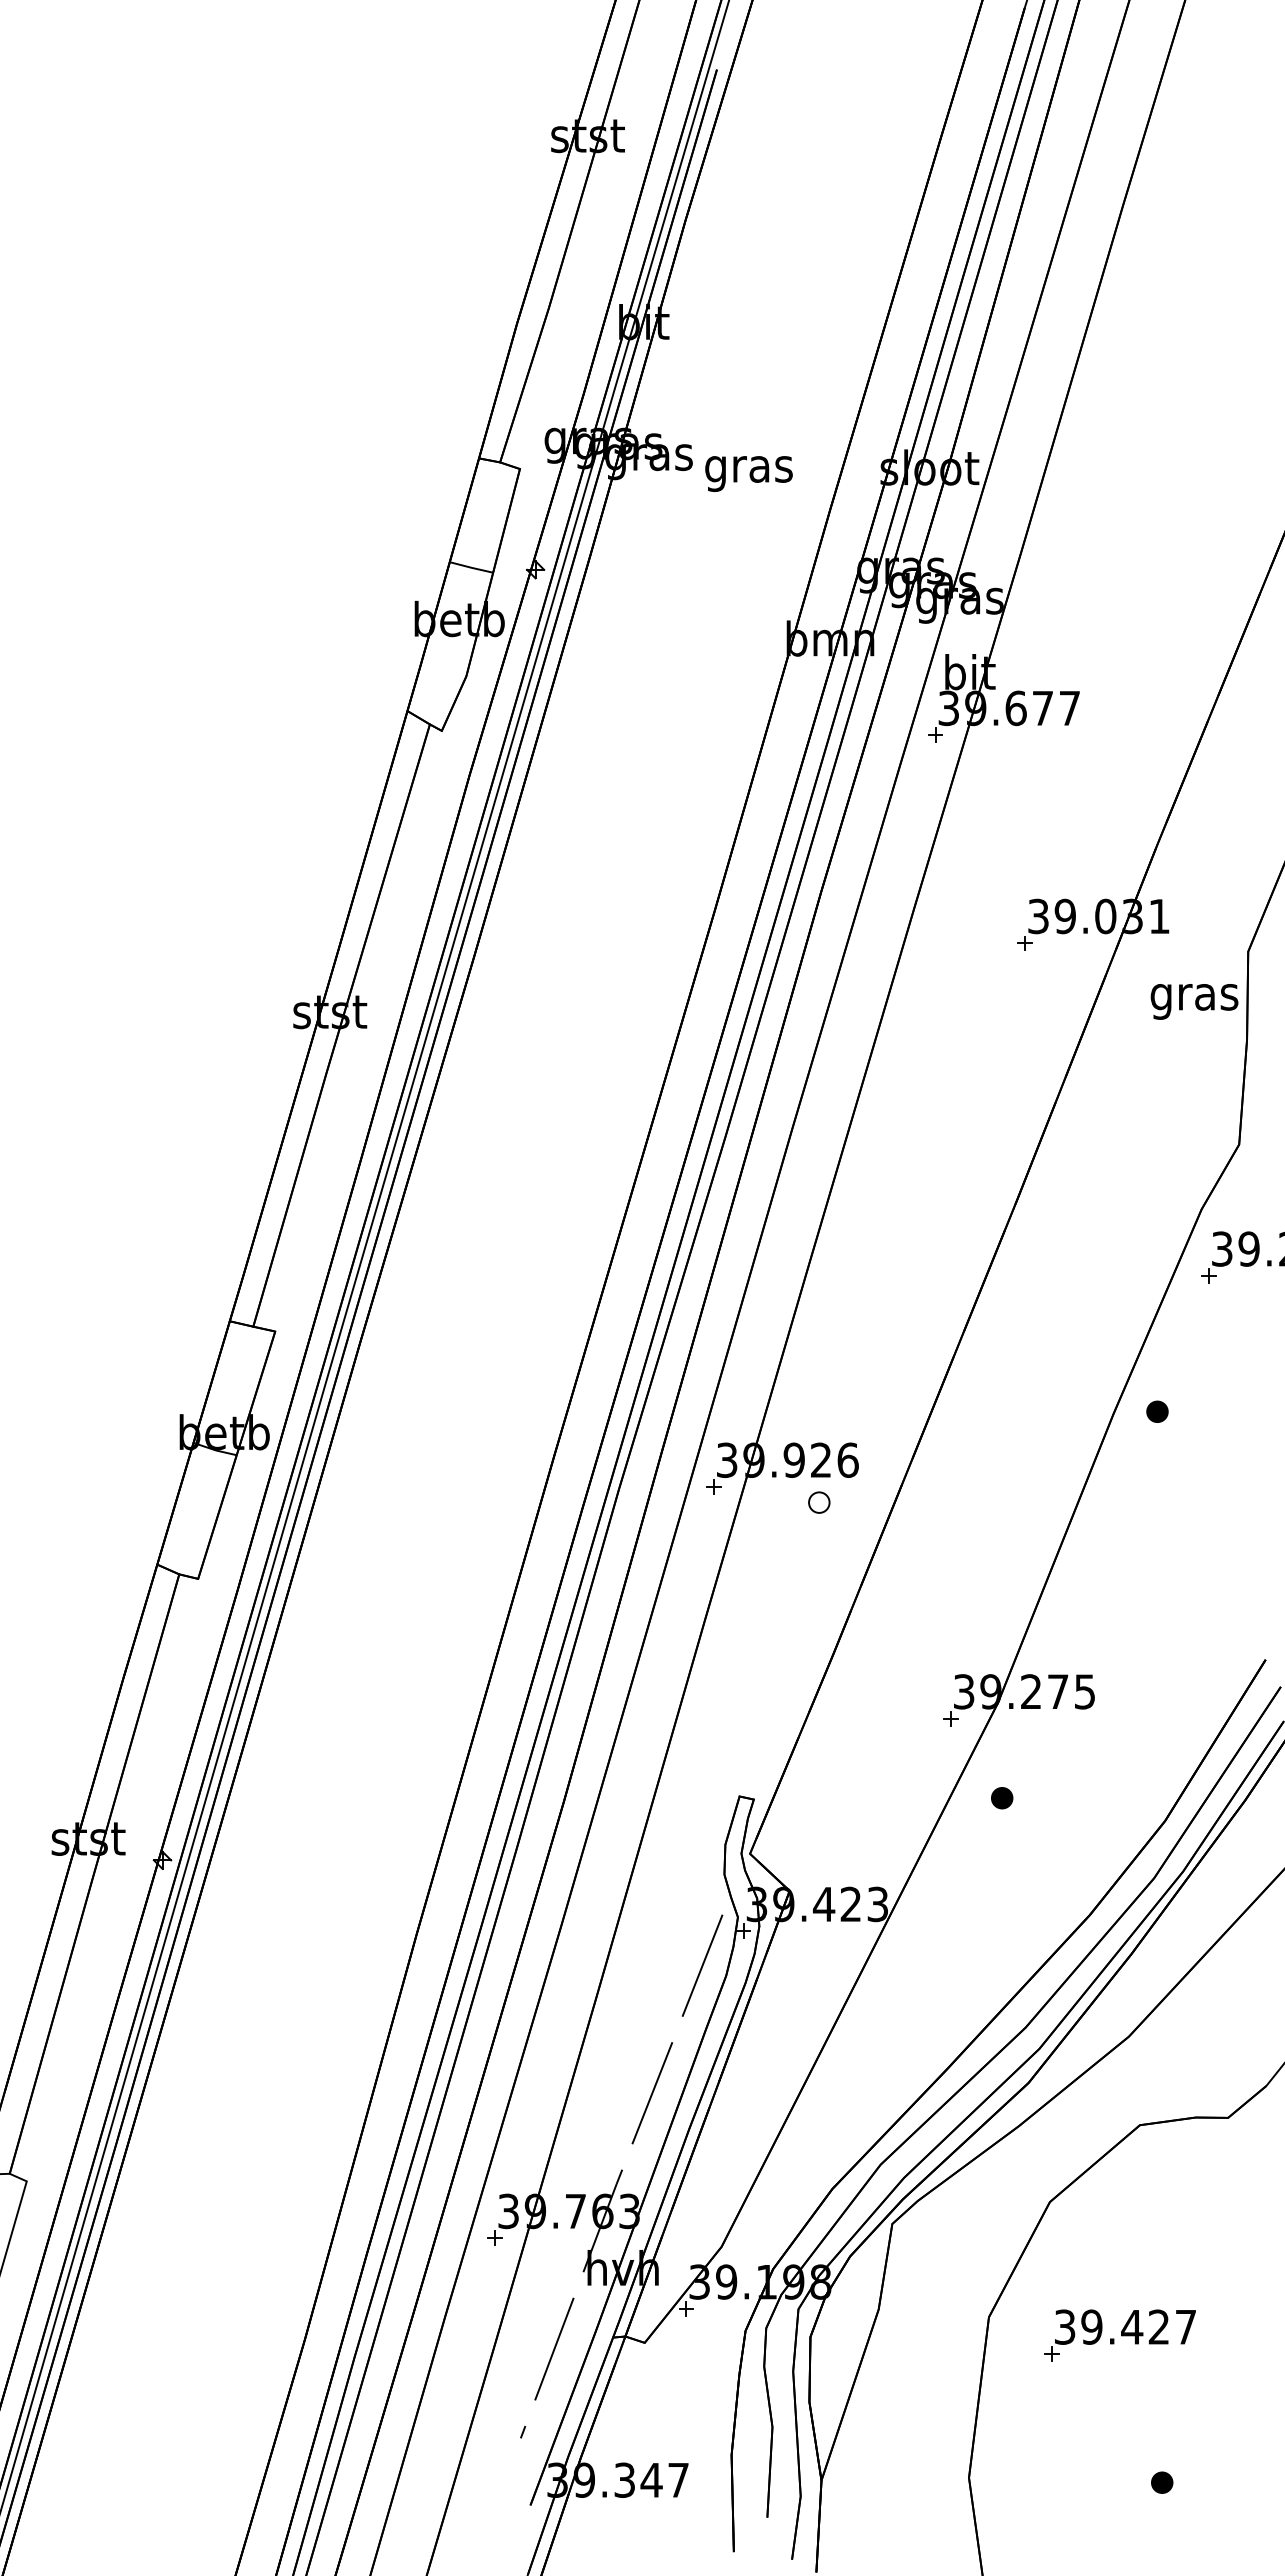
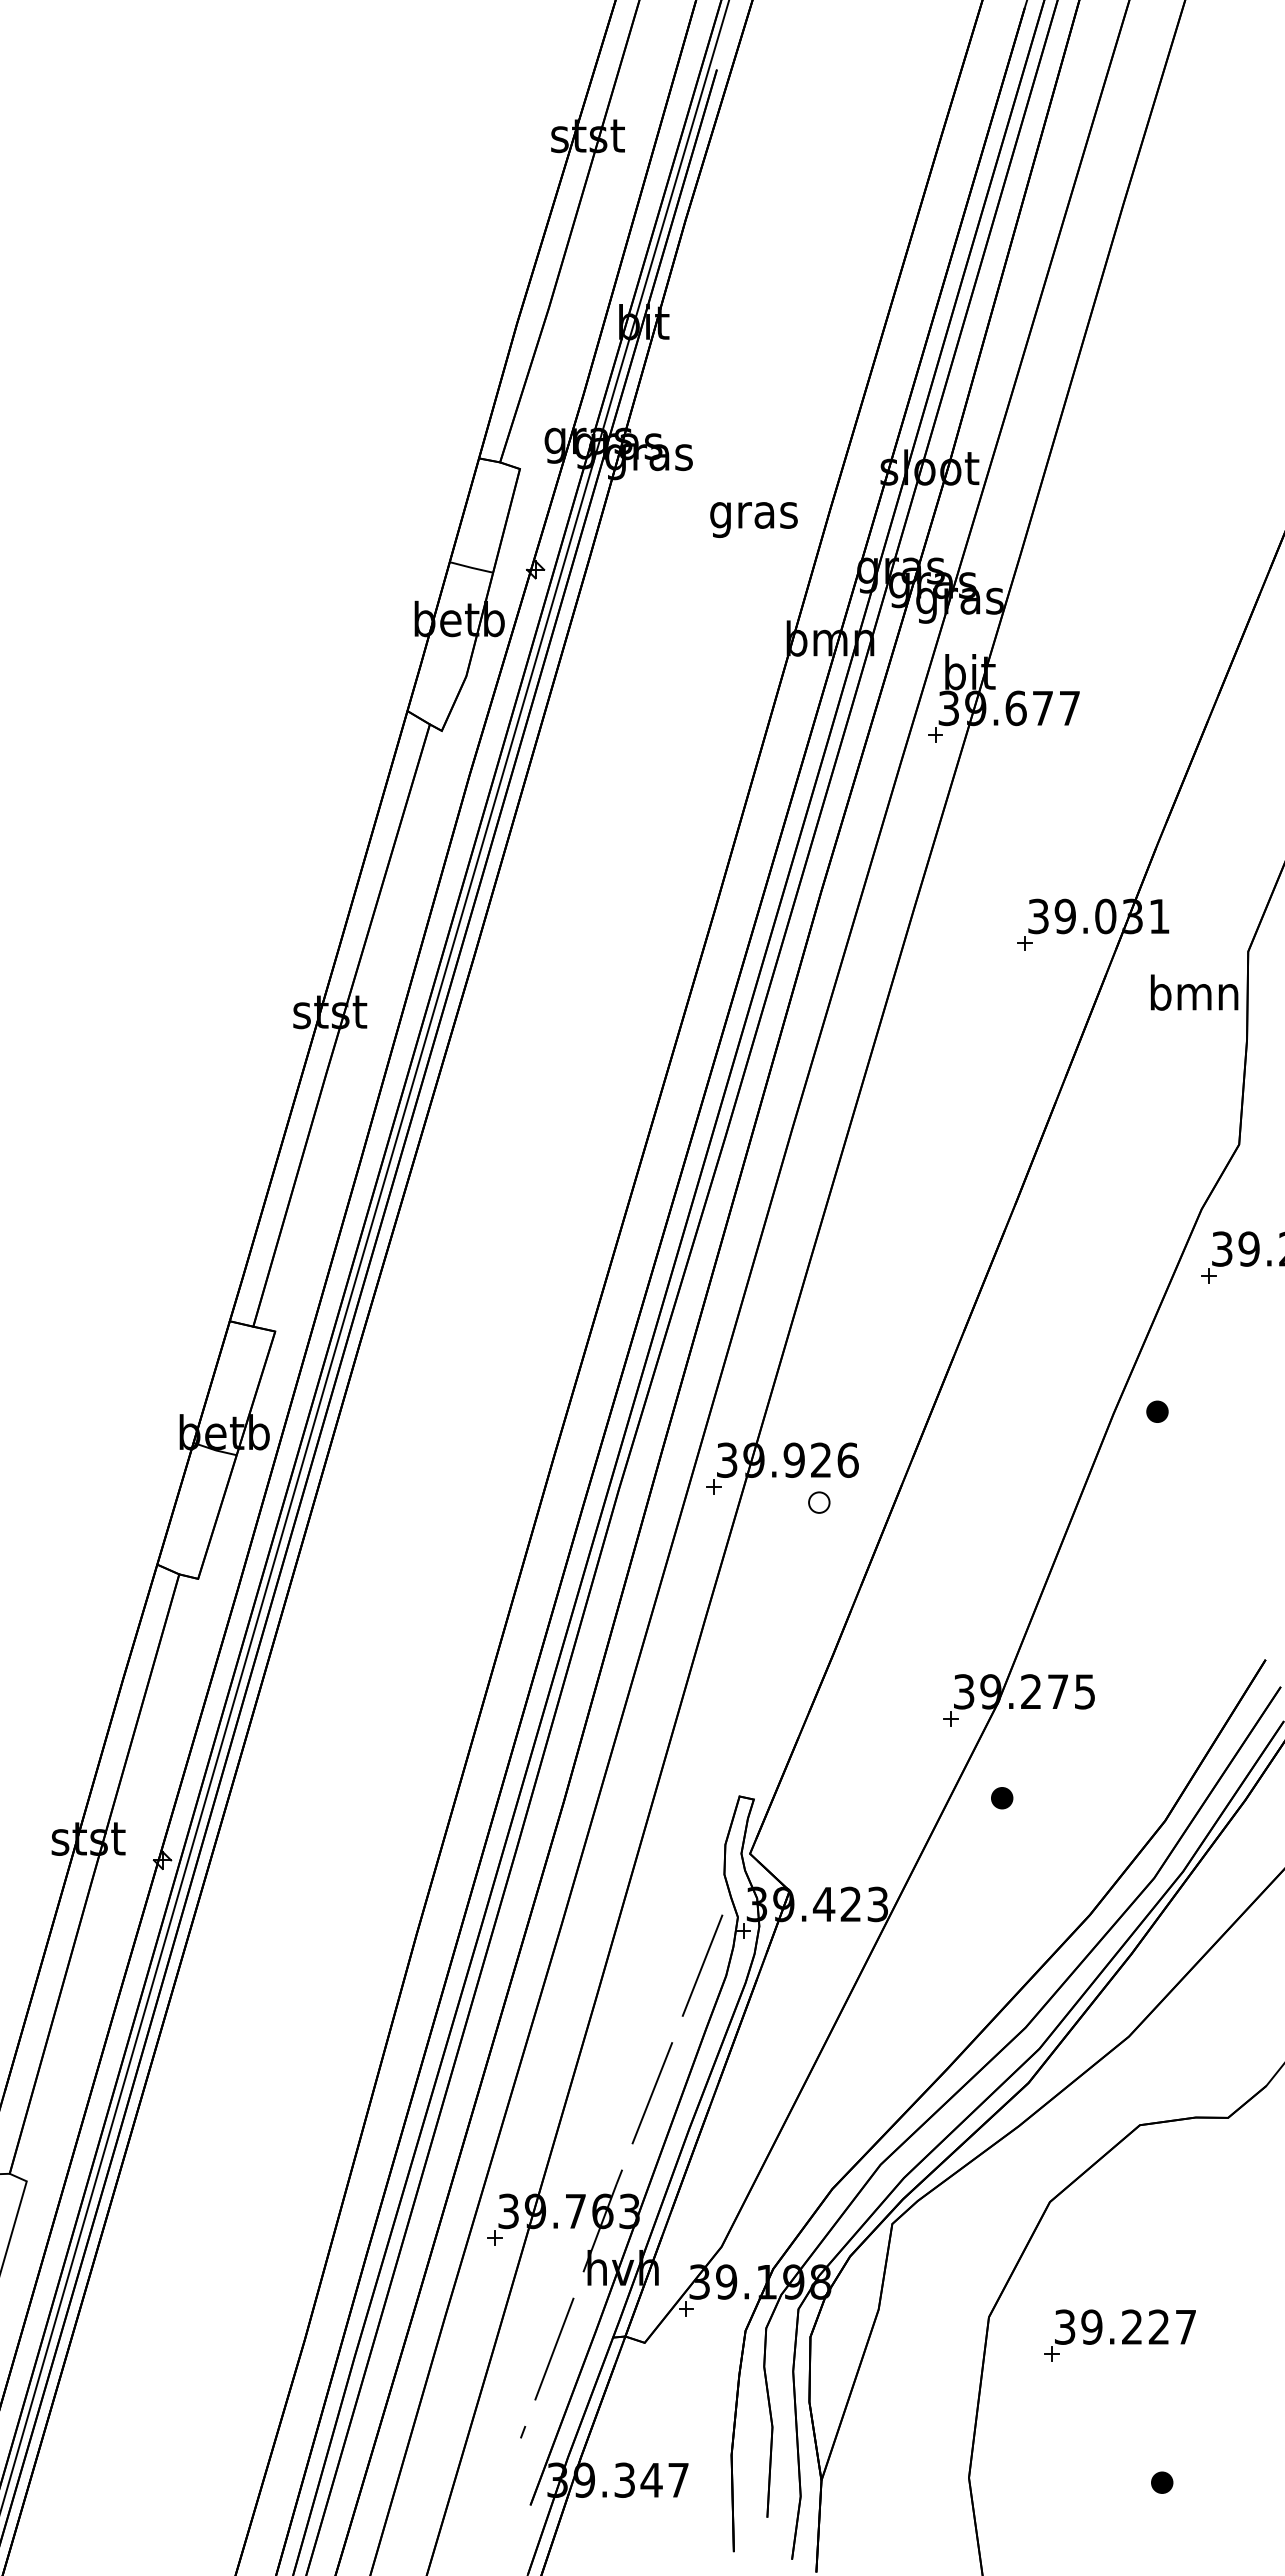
text position: (748, 473) -> (753, 519) (753, 519)
text: gras -> bmn (1194, 996)
text: 39.427 -> 39.227 (1132, 2326)
